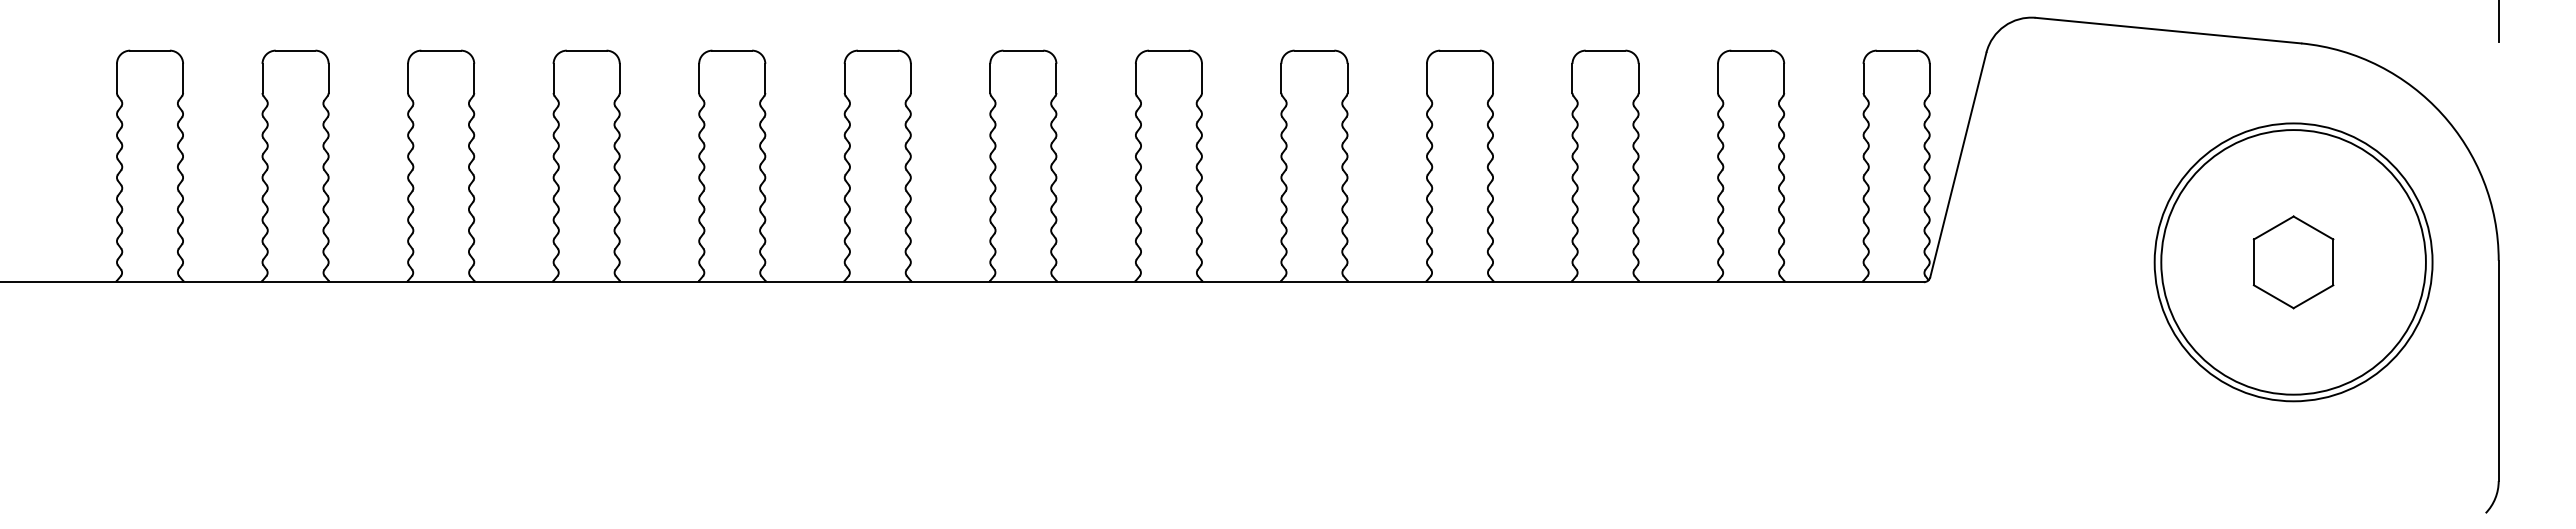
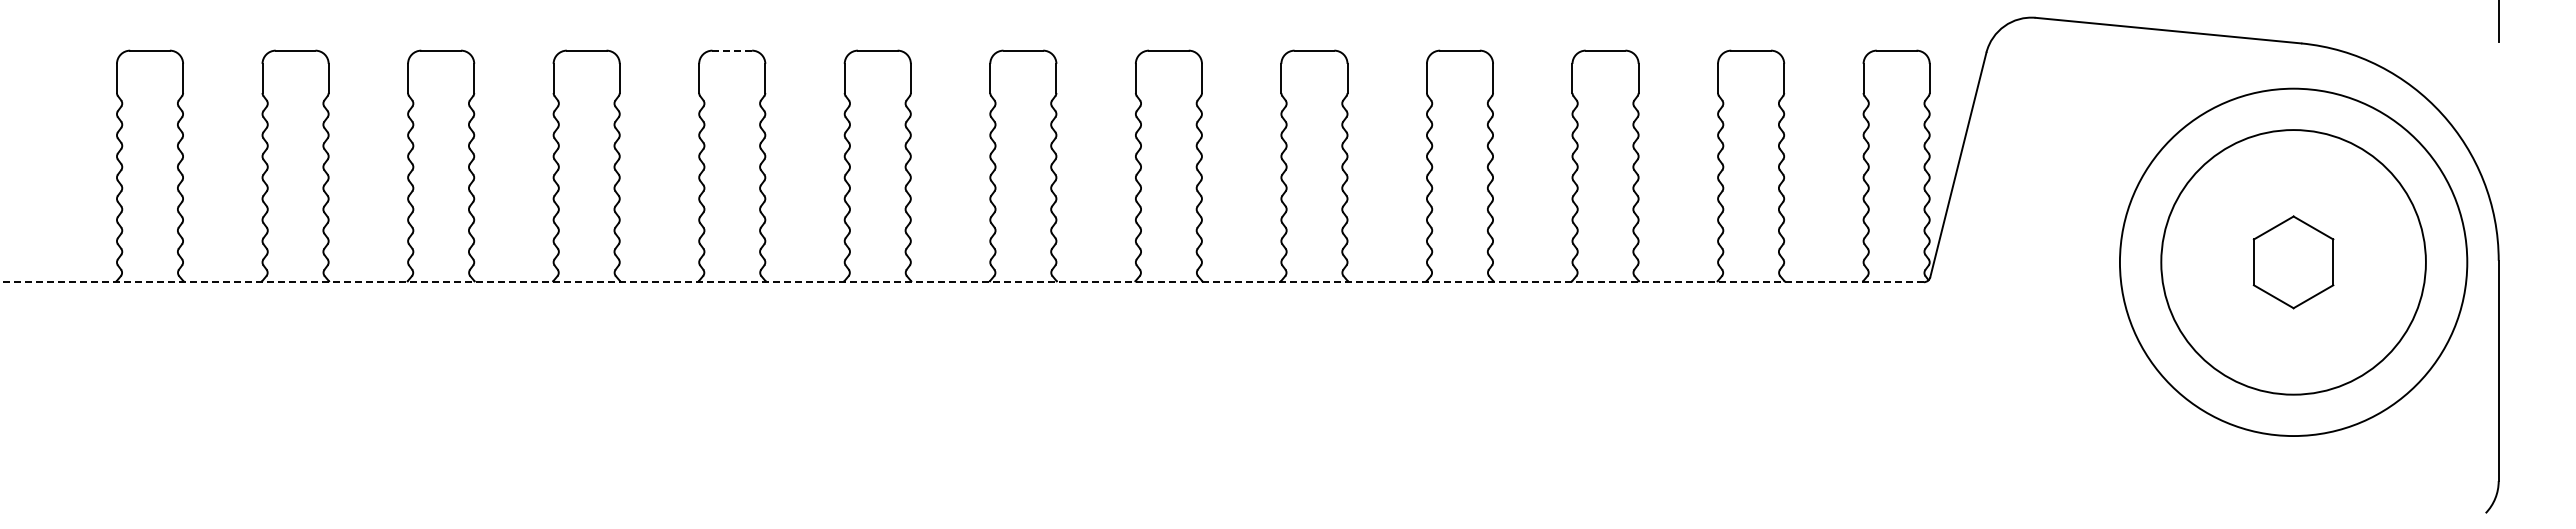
line: solid -> dashed (732, 50)
circle diameter: 278 px -> 347 px (2293, 262)
line: solid -> dashed (962, 282)
